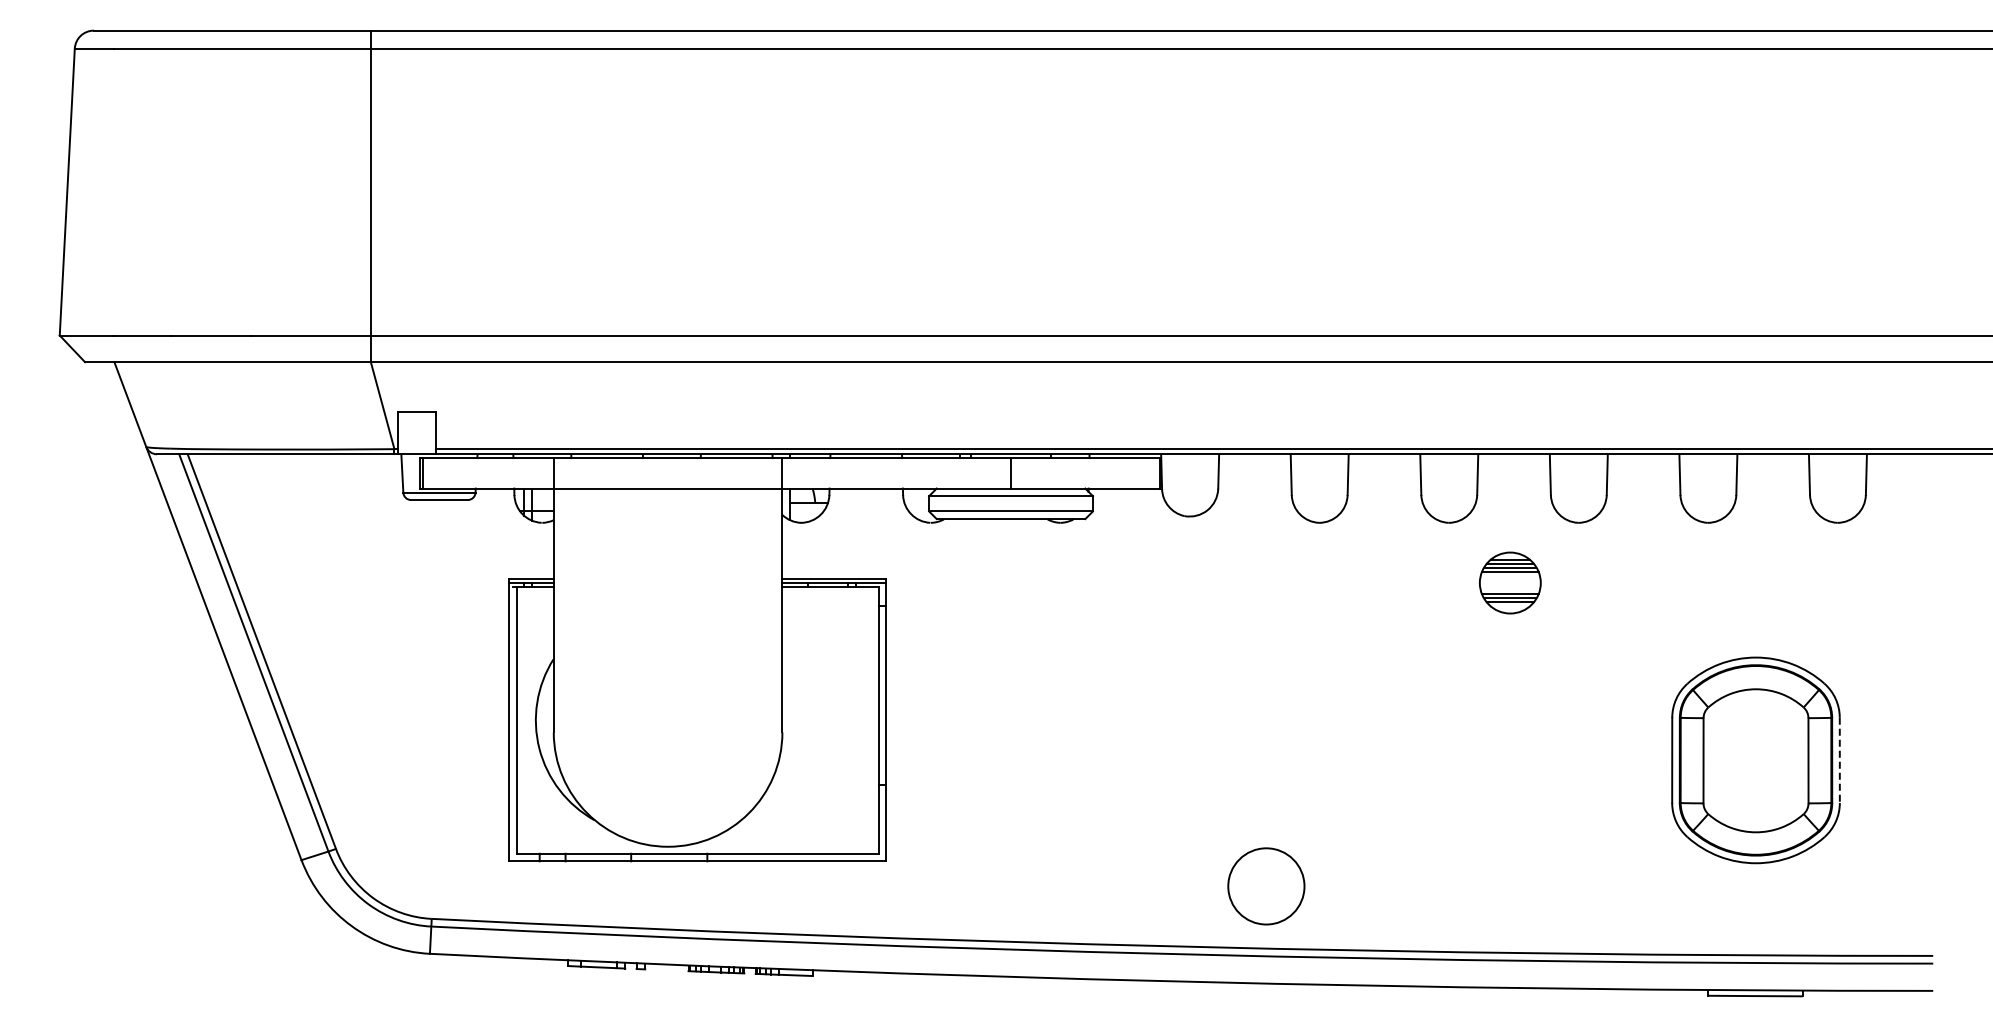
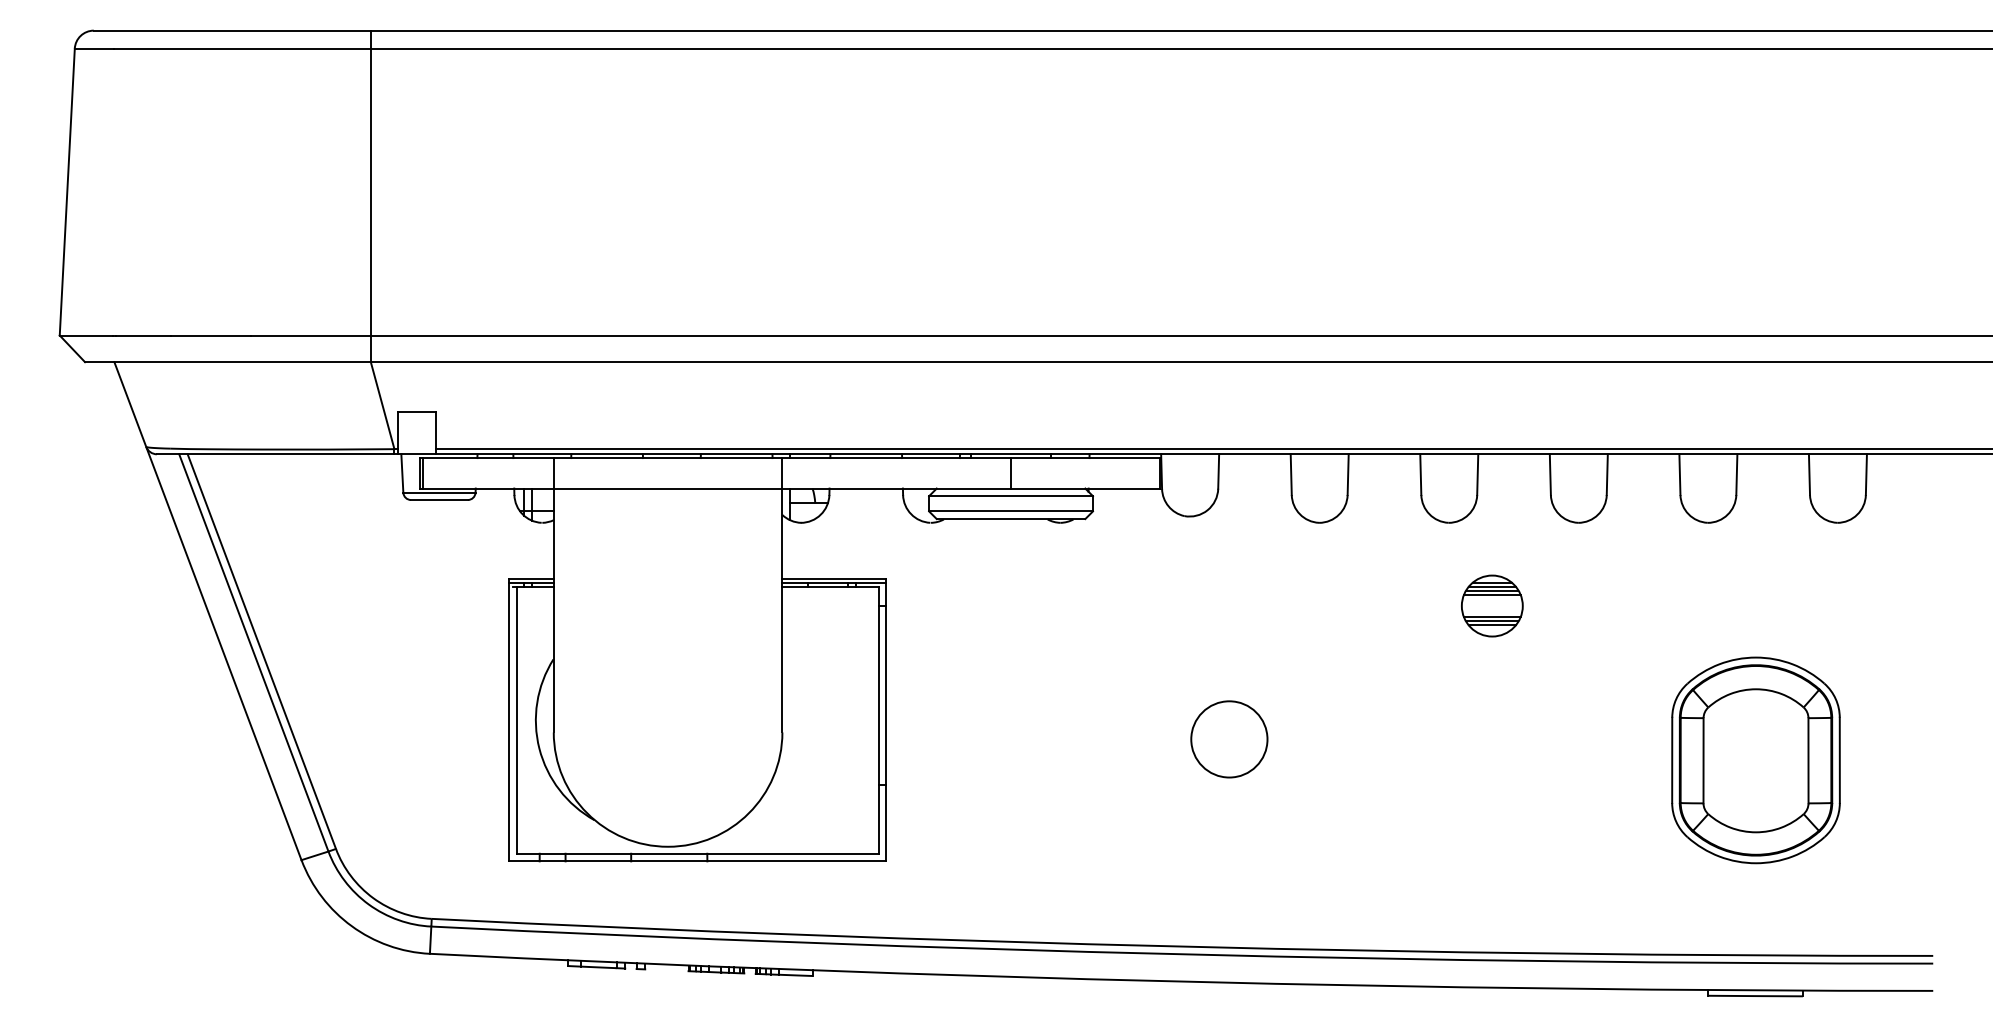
part position: (1510, 582) -> (1492, 605) (1492, 605)
line: dashed -> solid (1839, 760)
part position: (1266, 886) -> (1229, 739) (1229, 739)
